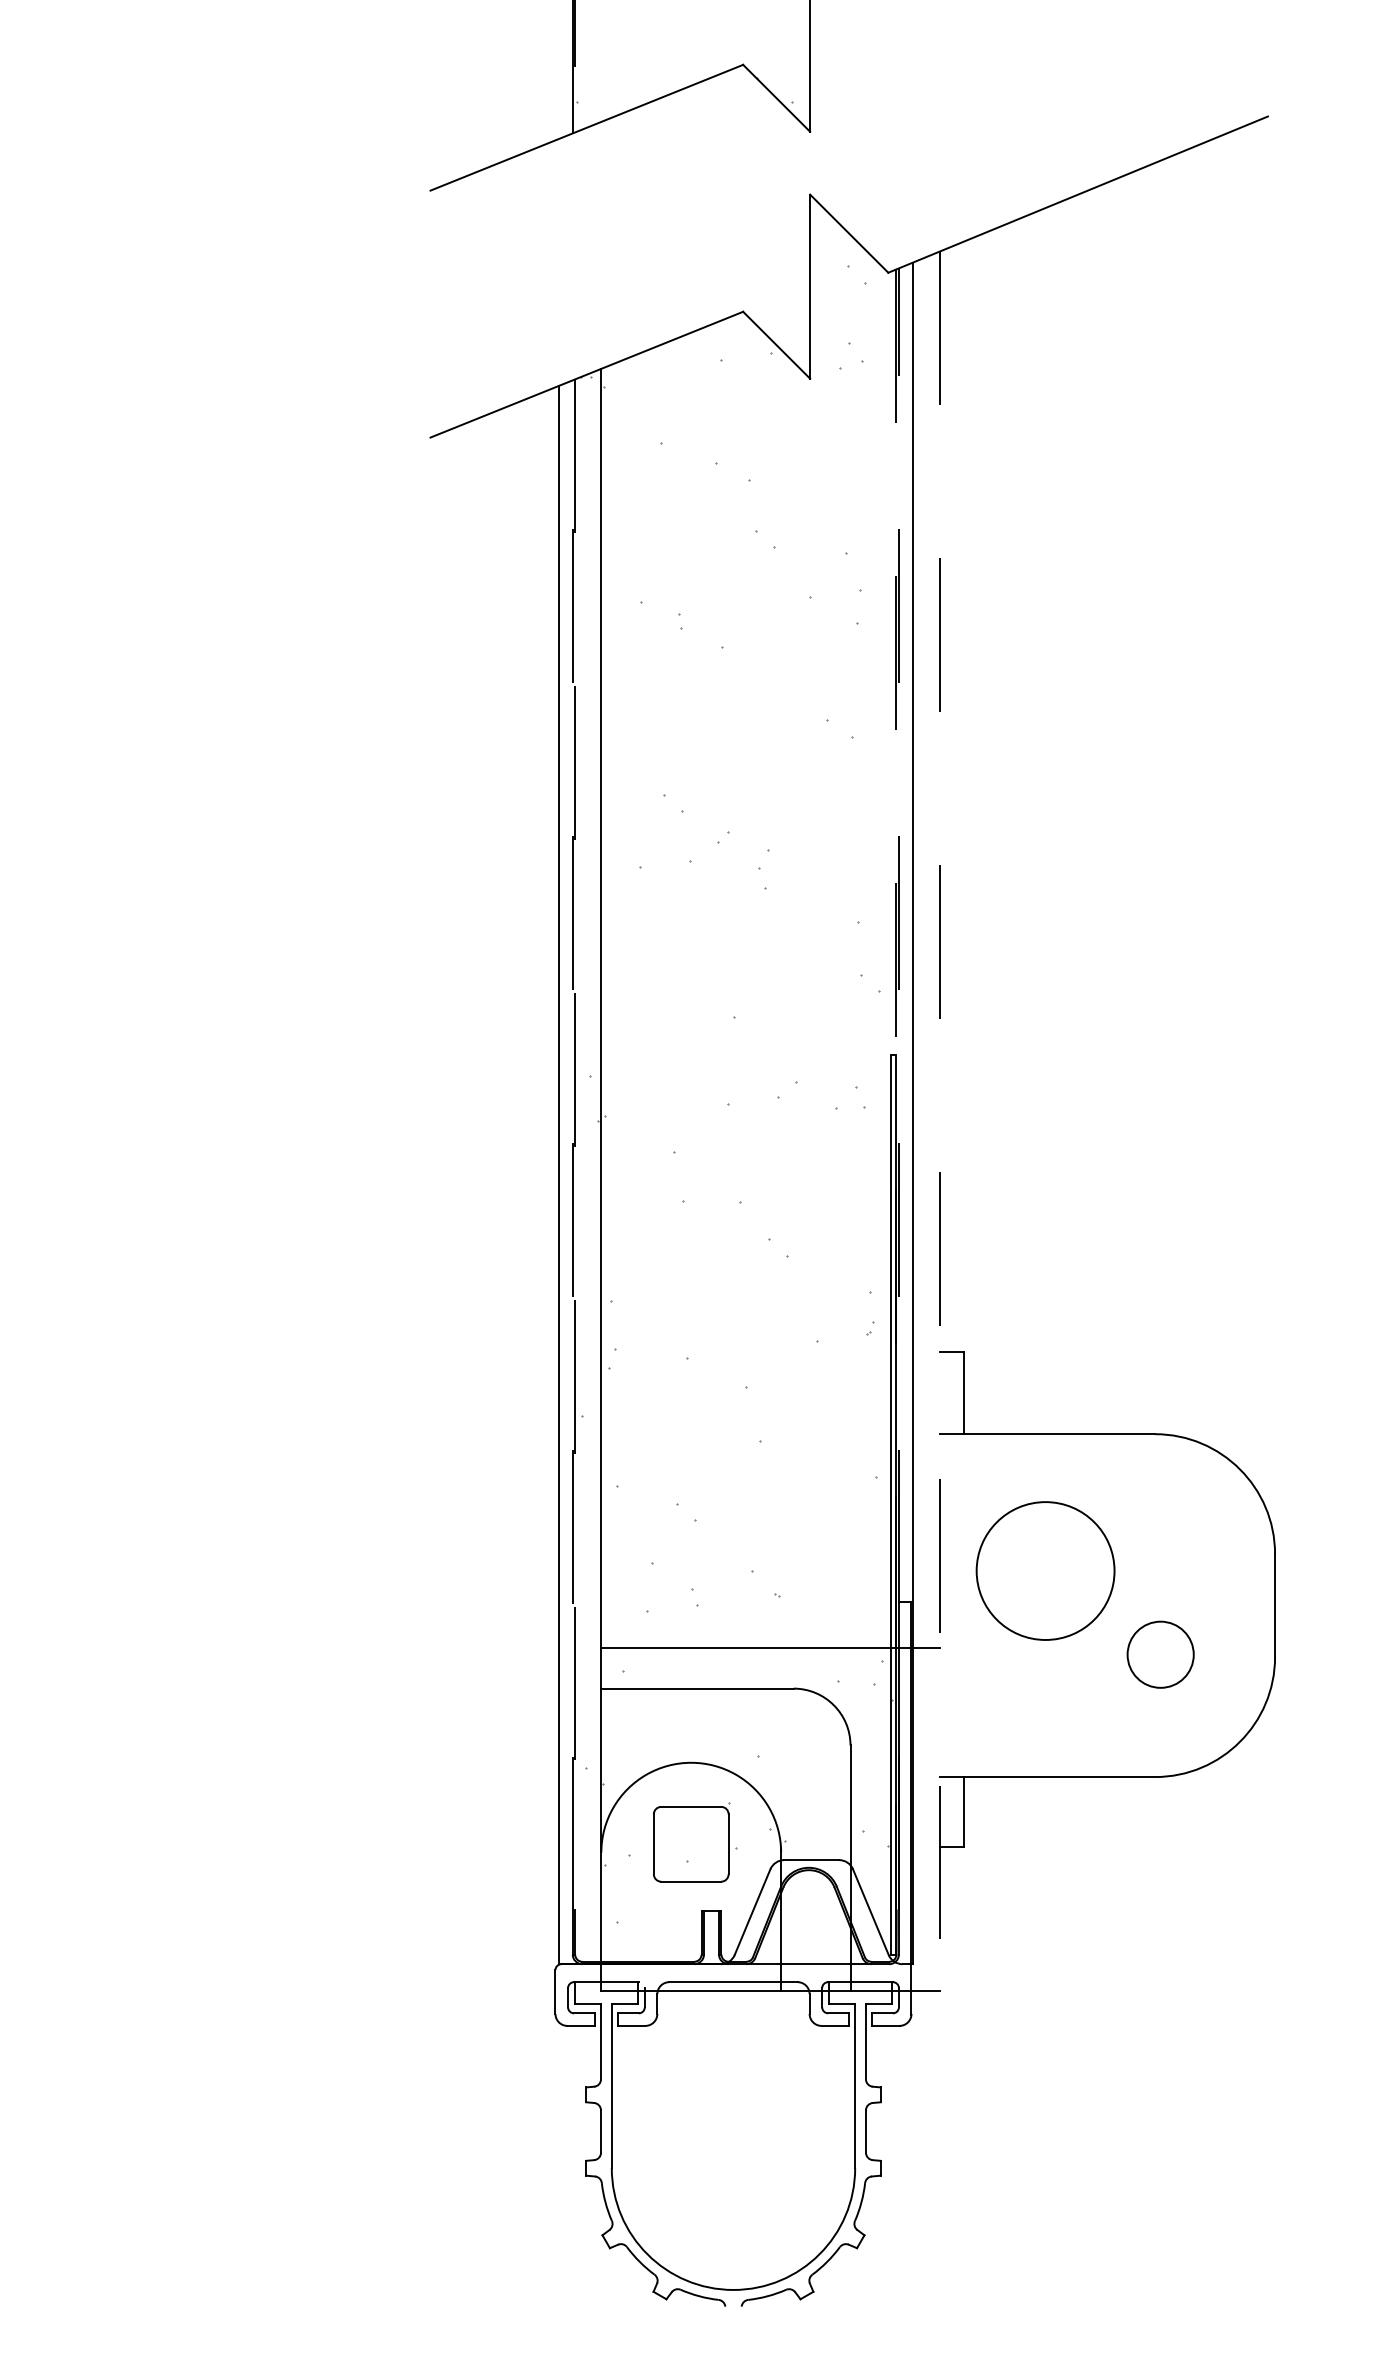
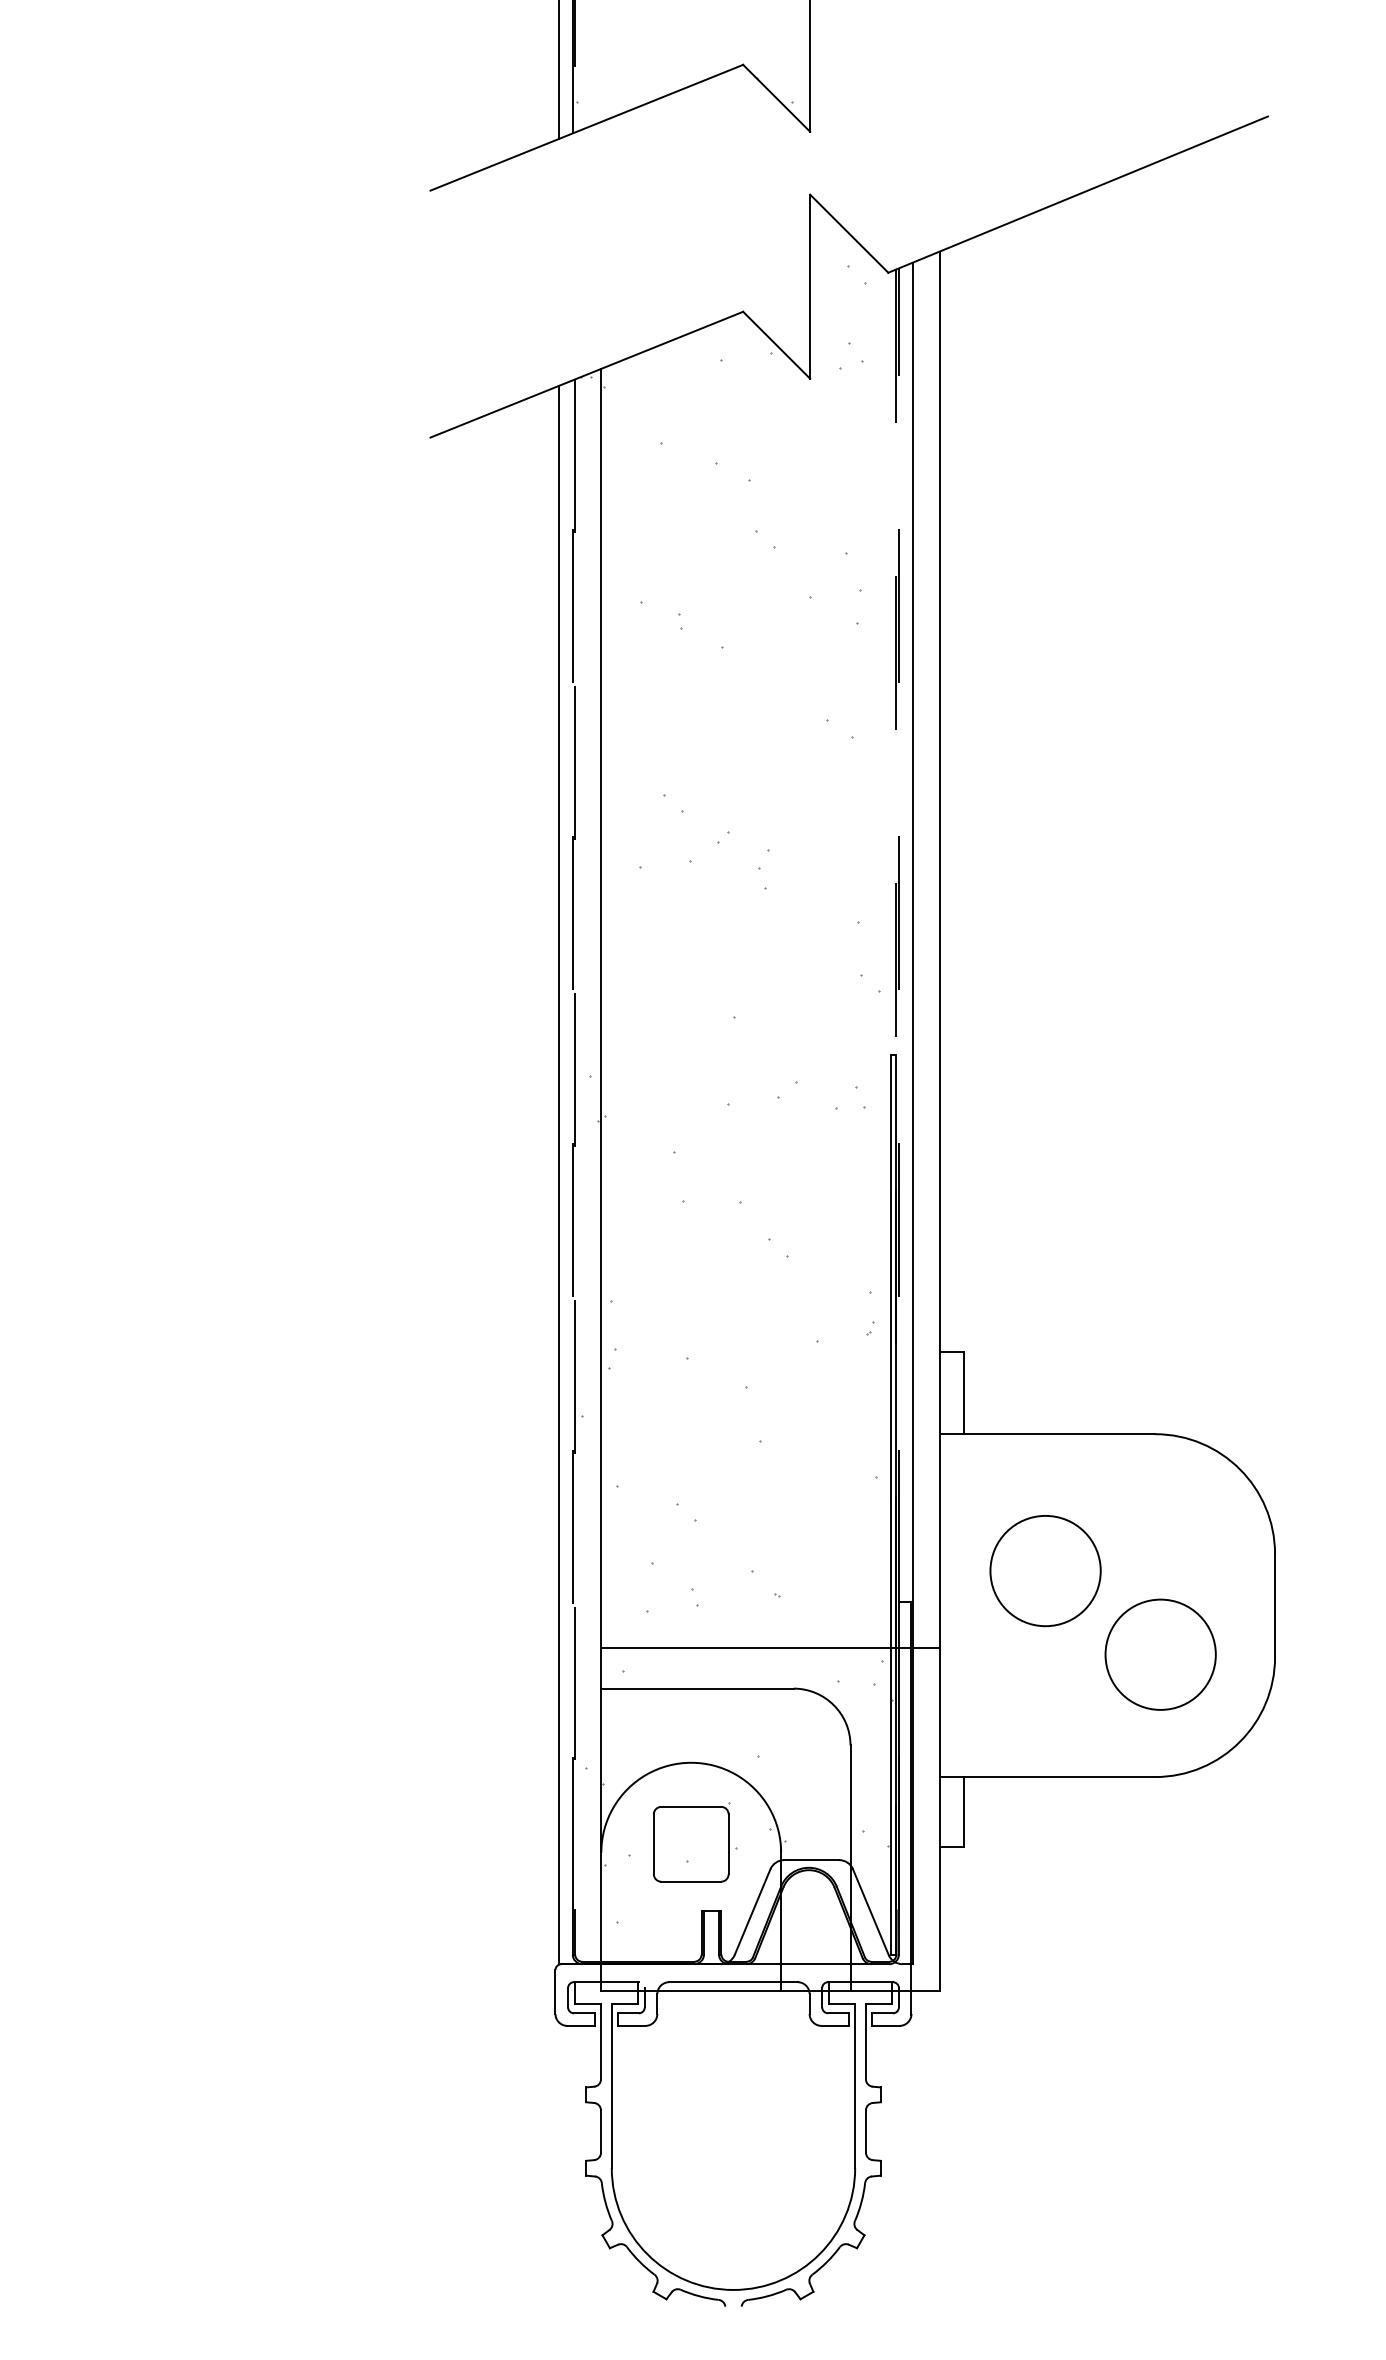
line: none -> present (558, 70)
line: dashed -> solid (939, 1121)
circle diameter: 138 px -> 110 px (1045, 1570)
circle diameter: 66 px -> 110 px (1160, 1654)
